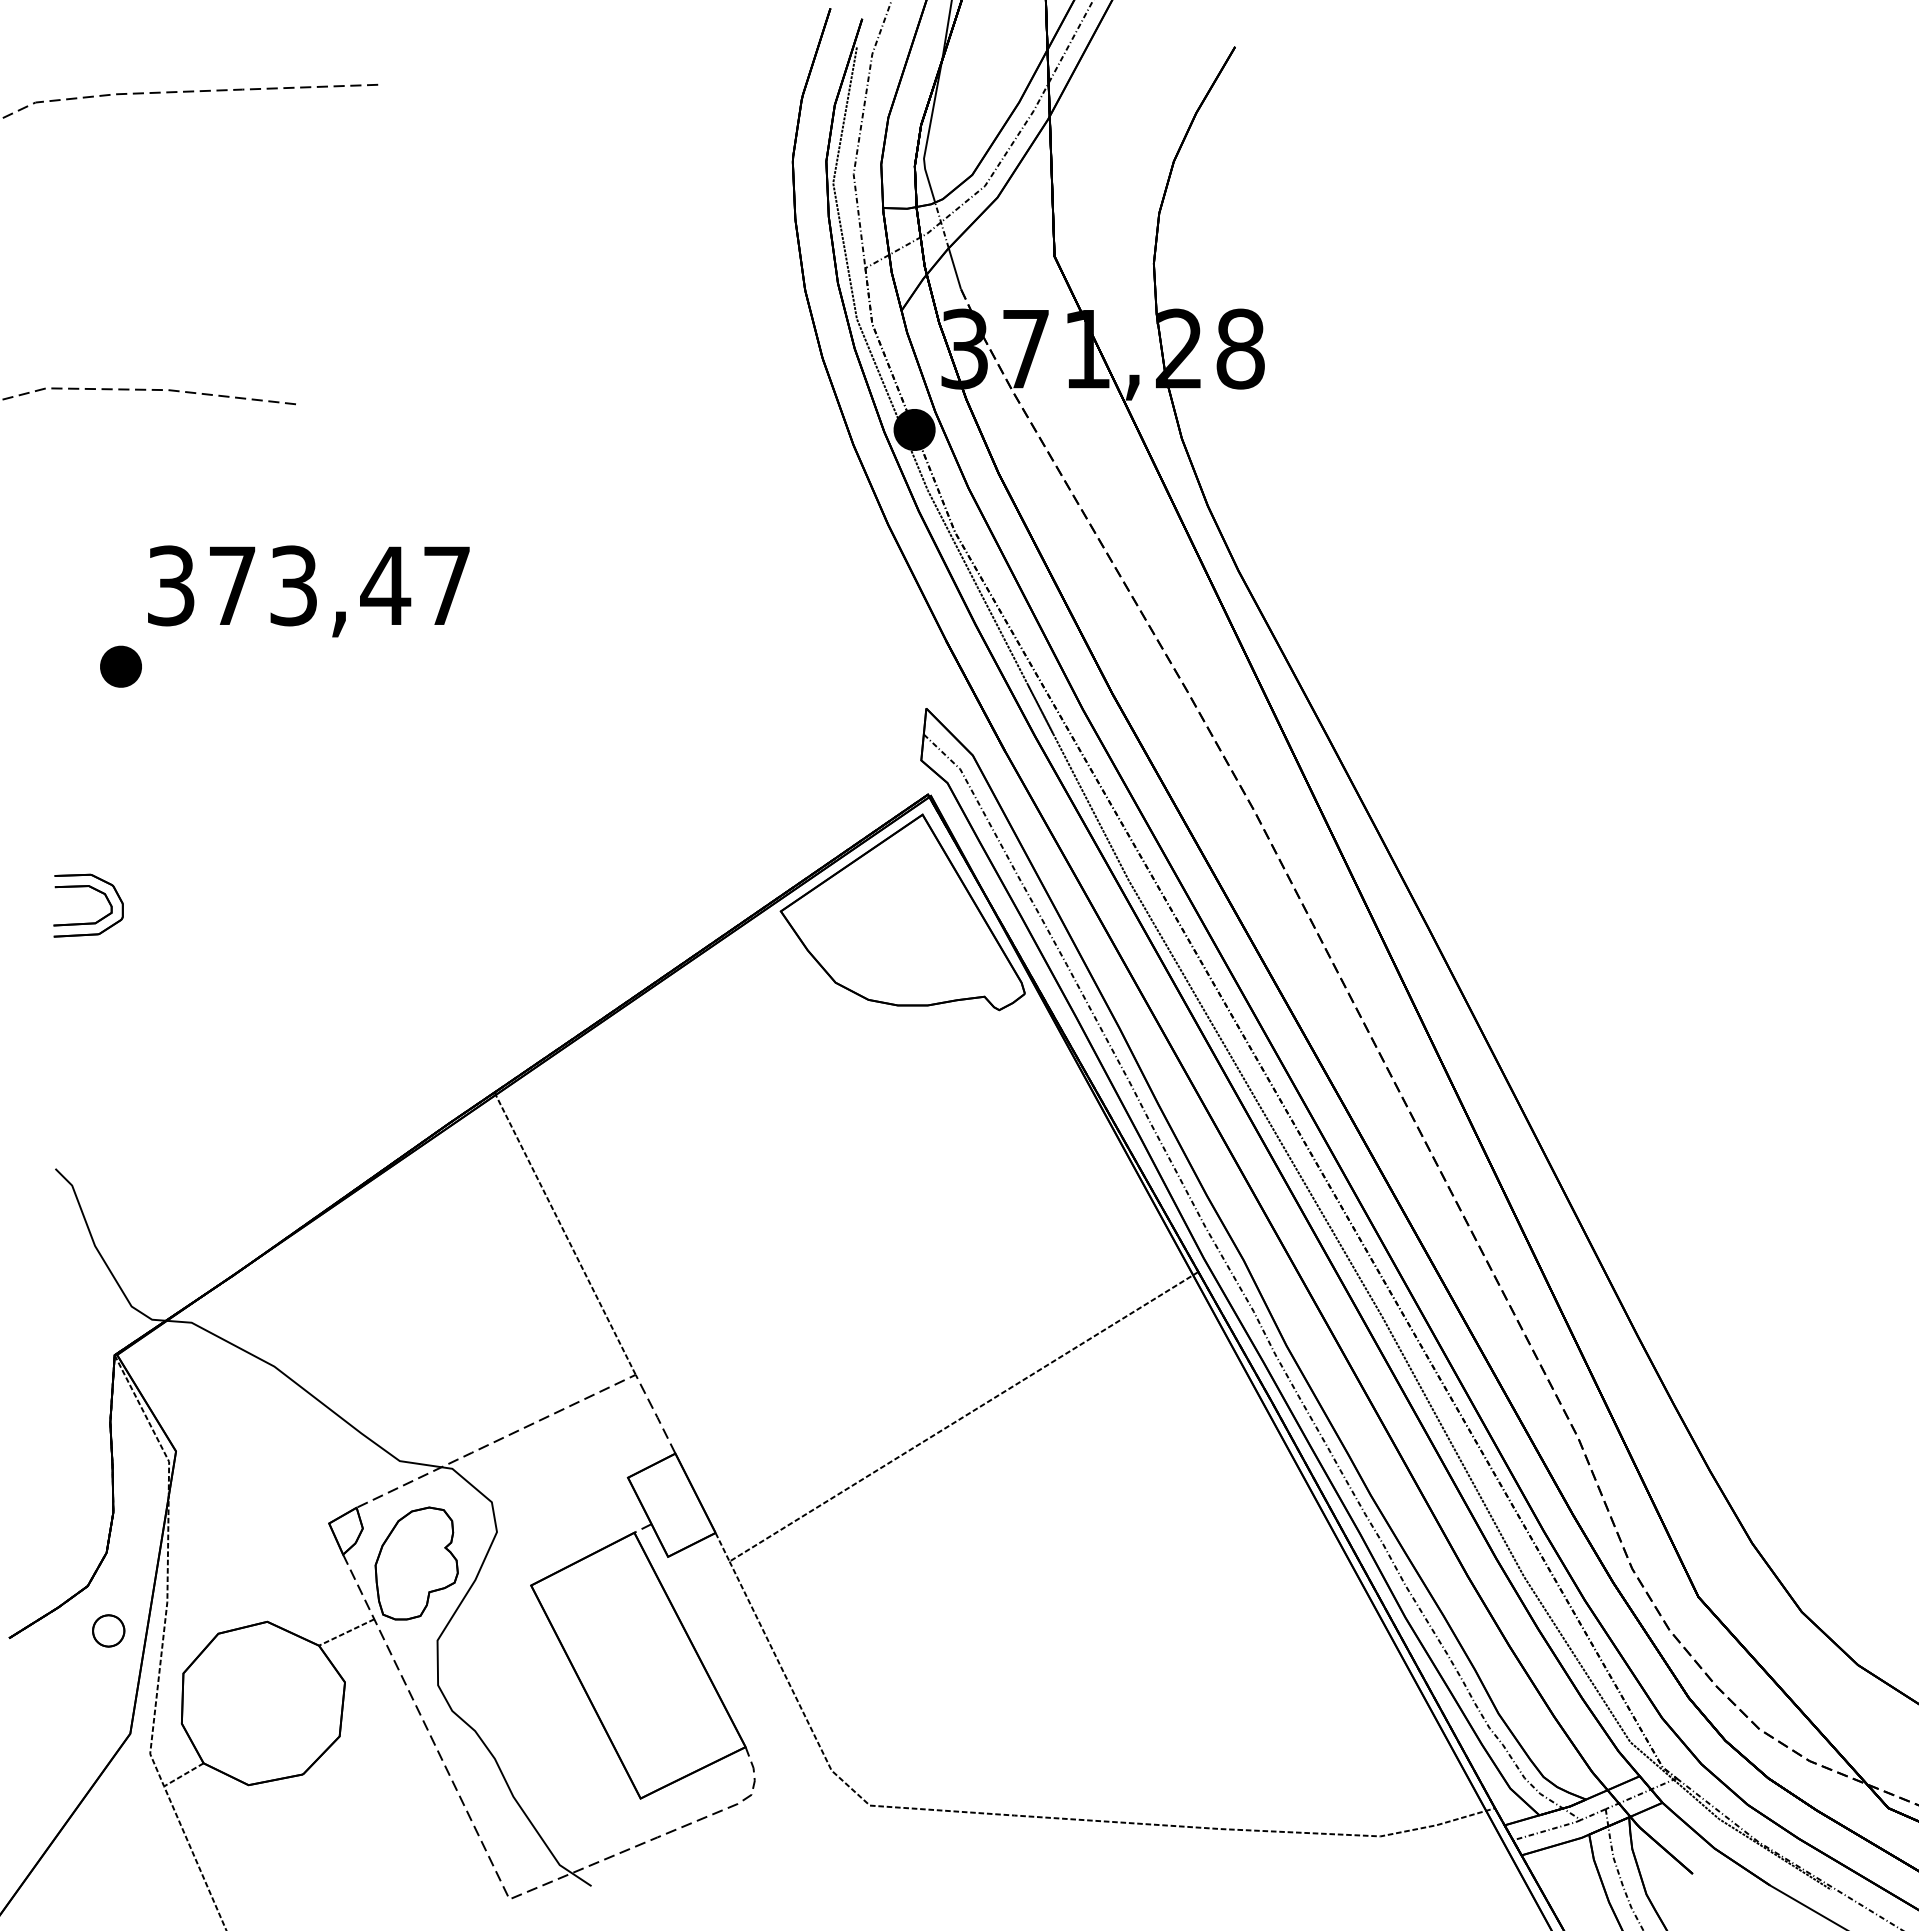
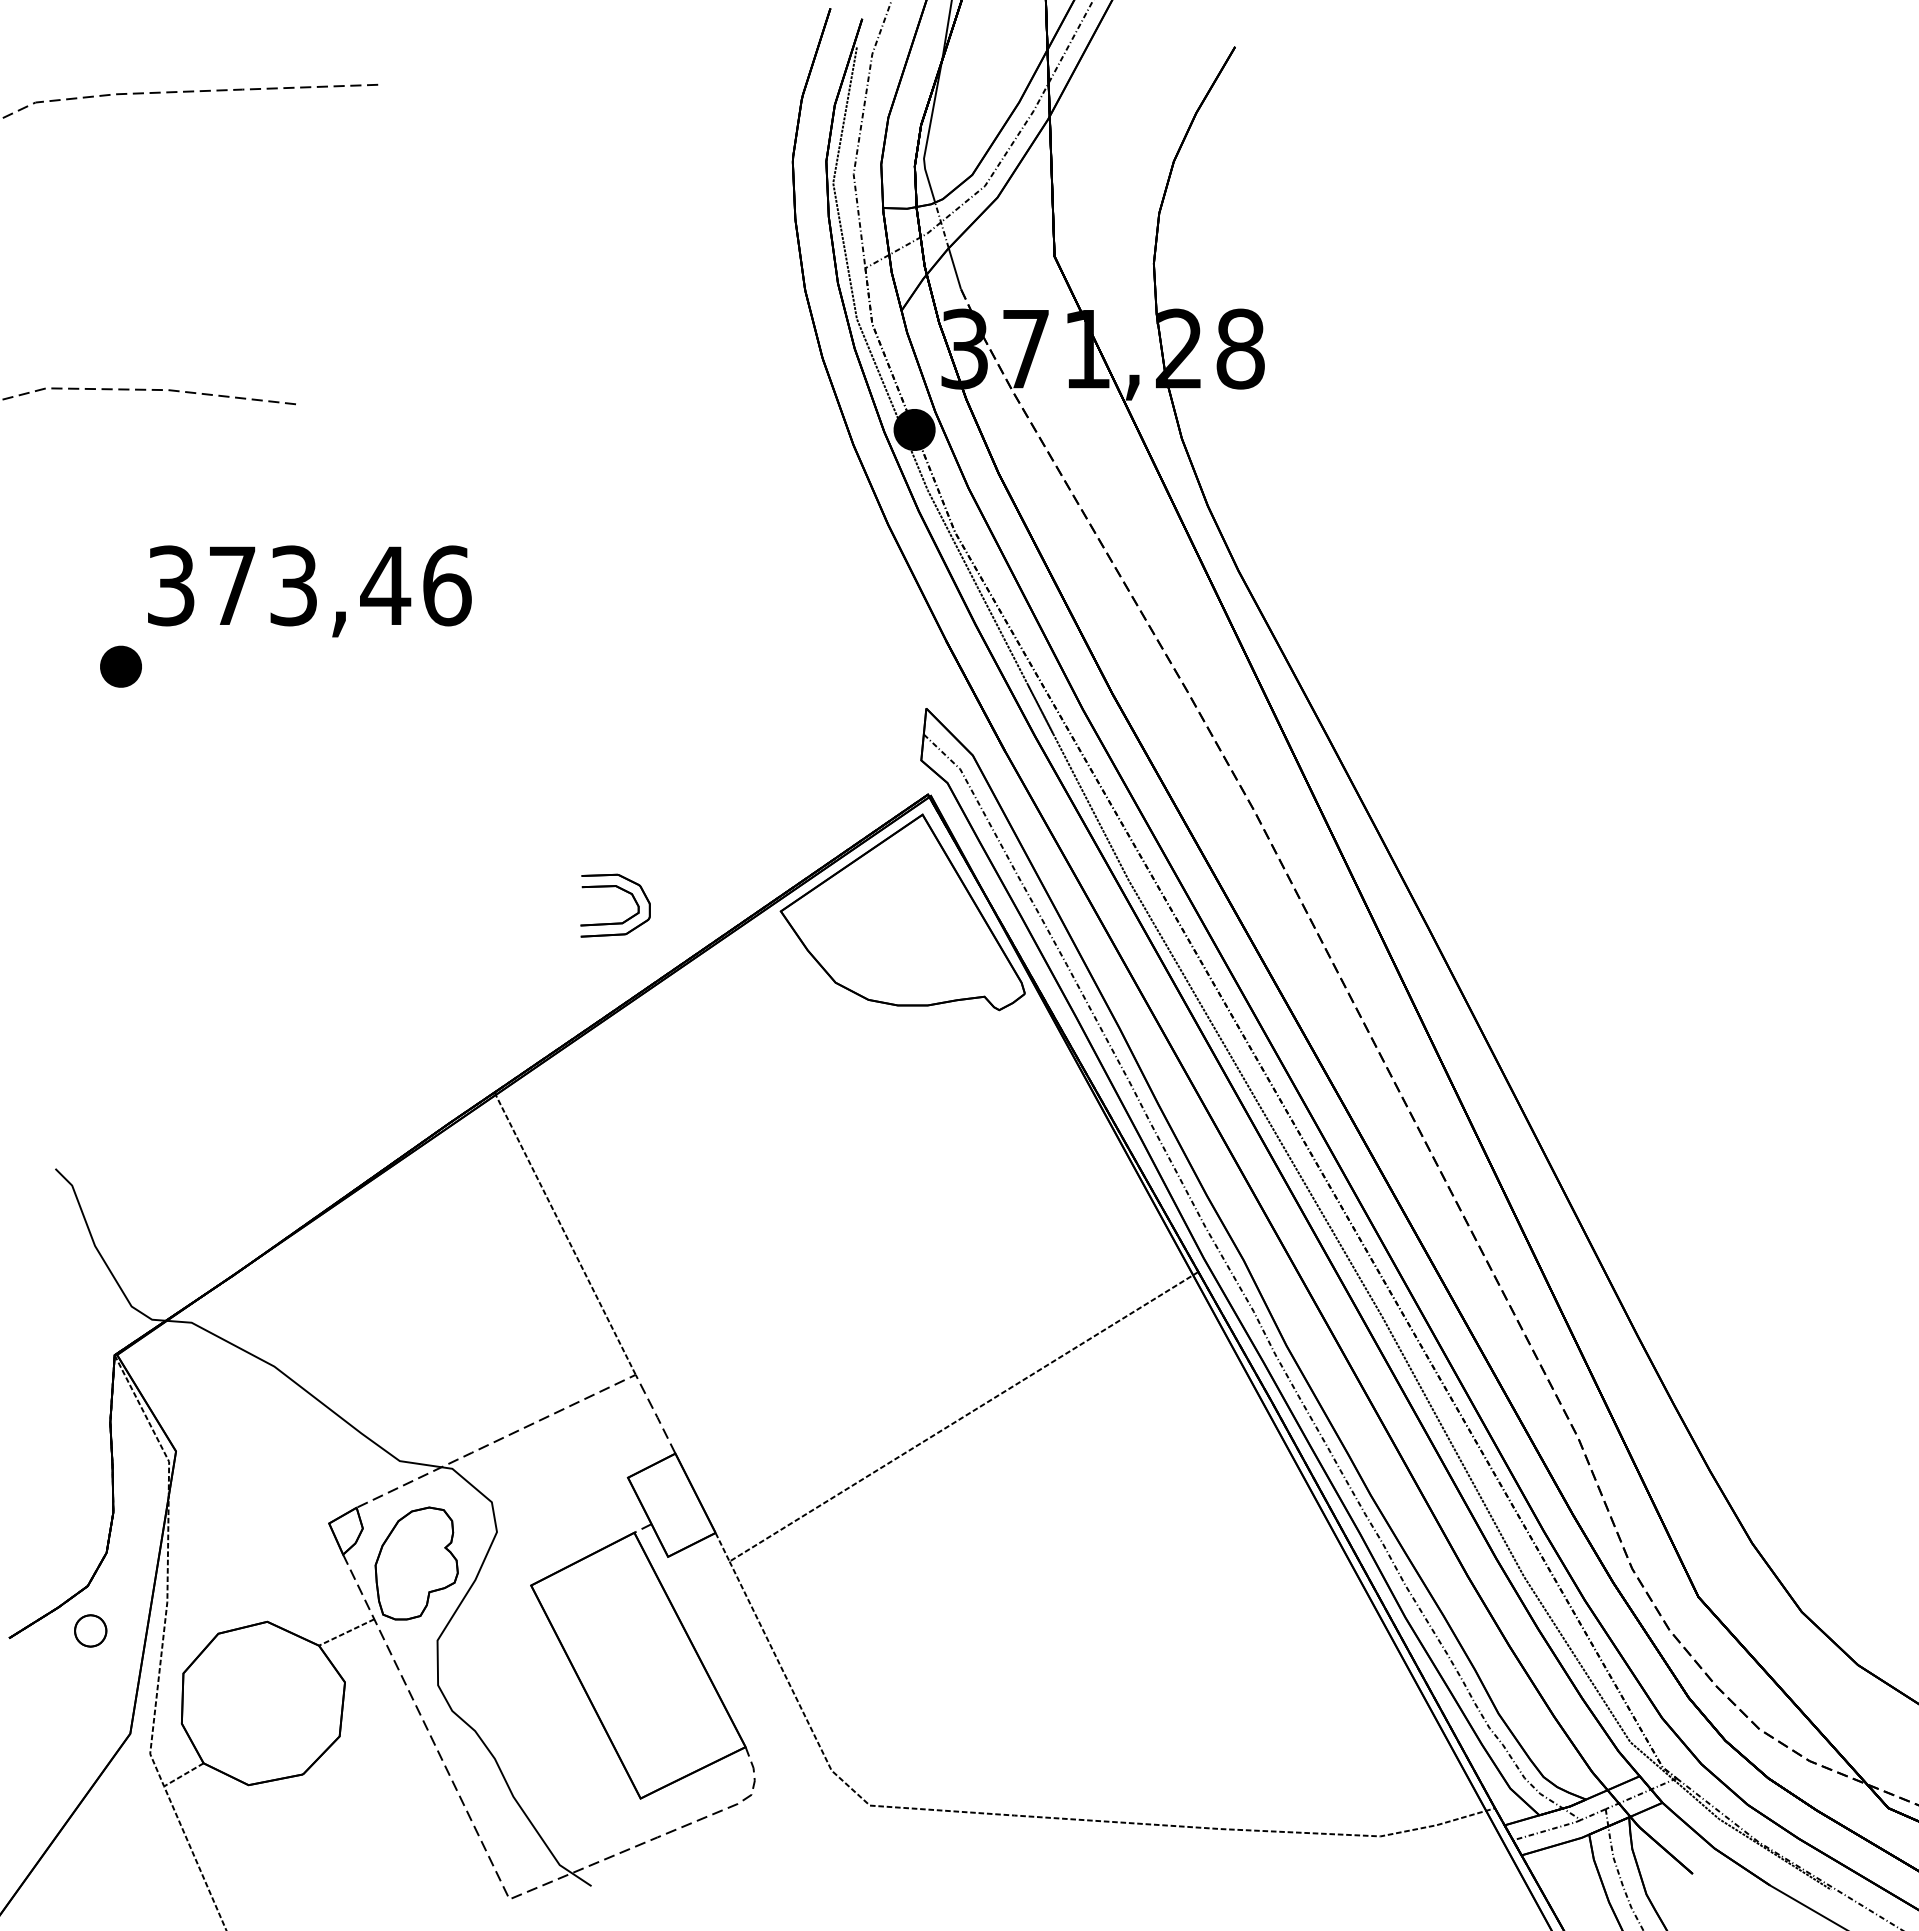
text: 373,47 -> 373,46 (447, 585)
part position: (95, 890) -> (622, 890) (622, 890)
part position: (108, 1630) -> (90, 1630) (90, 1630)
